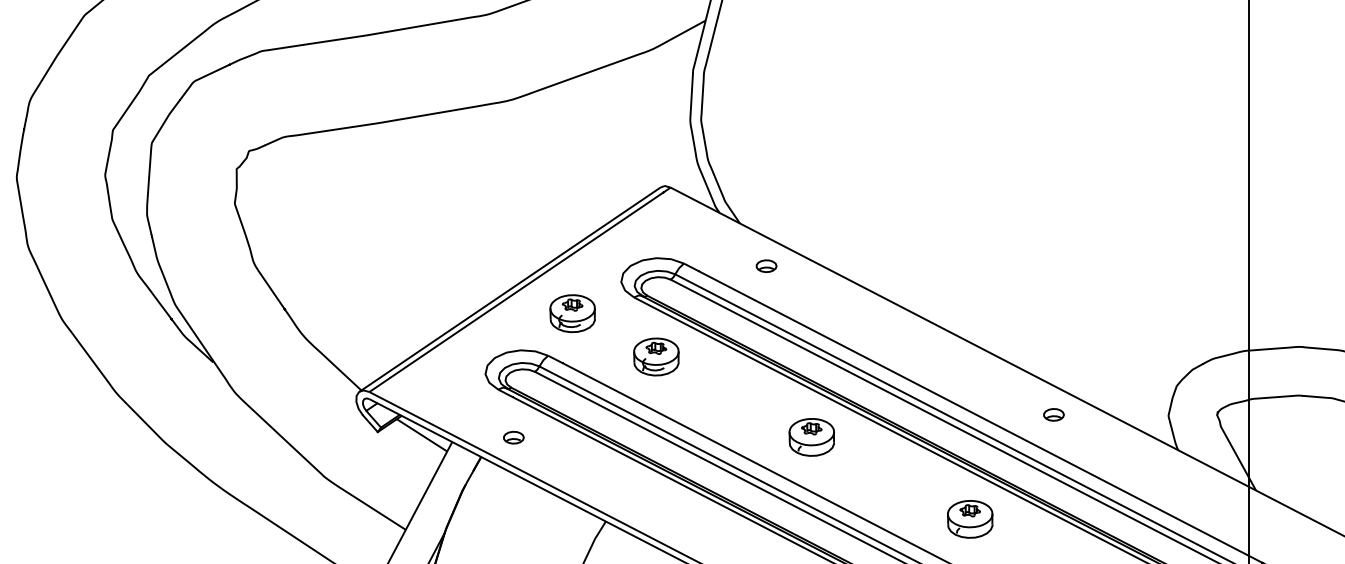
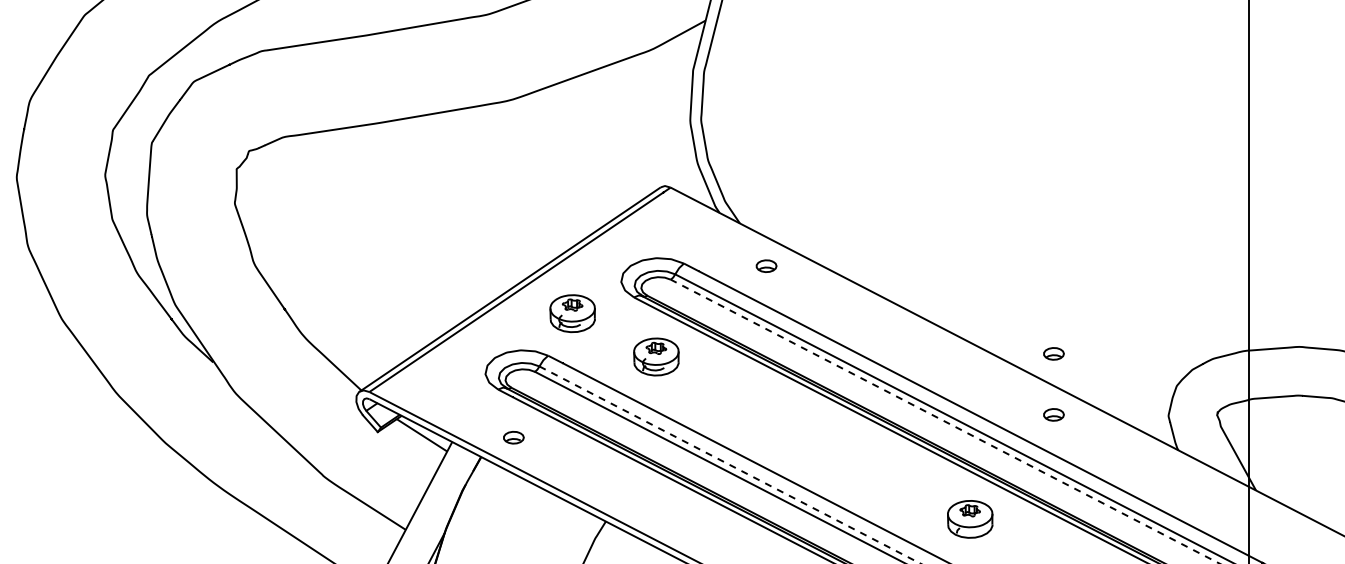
part: none -> present (1053, 353)
line: solid -> dashed (945, 421)
part: present -> none (811, 437)
line: solid -> dashed (730, 465)
